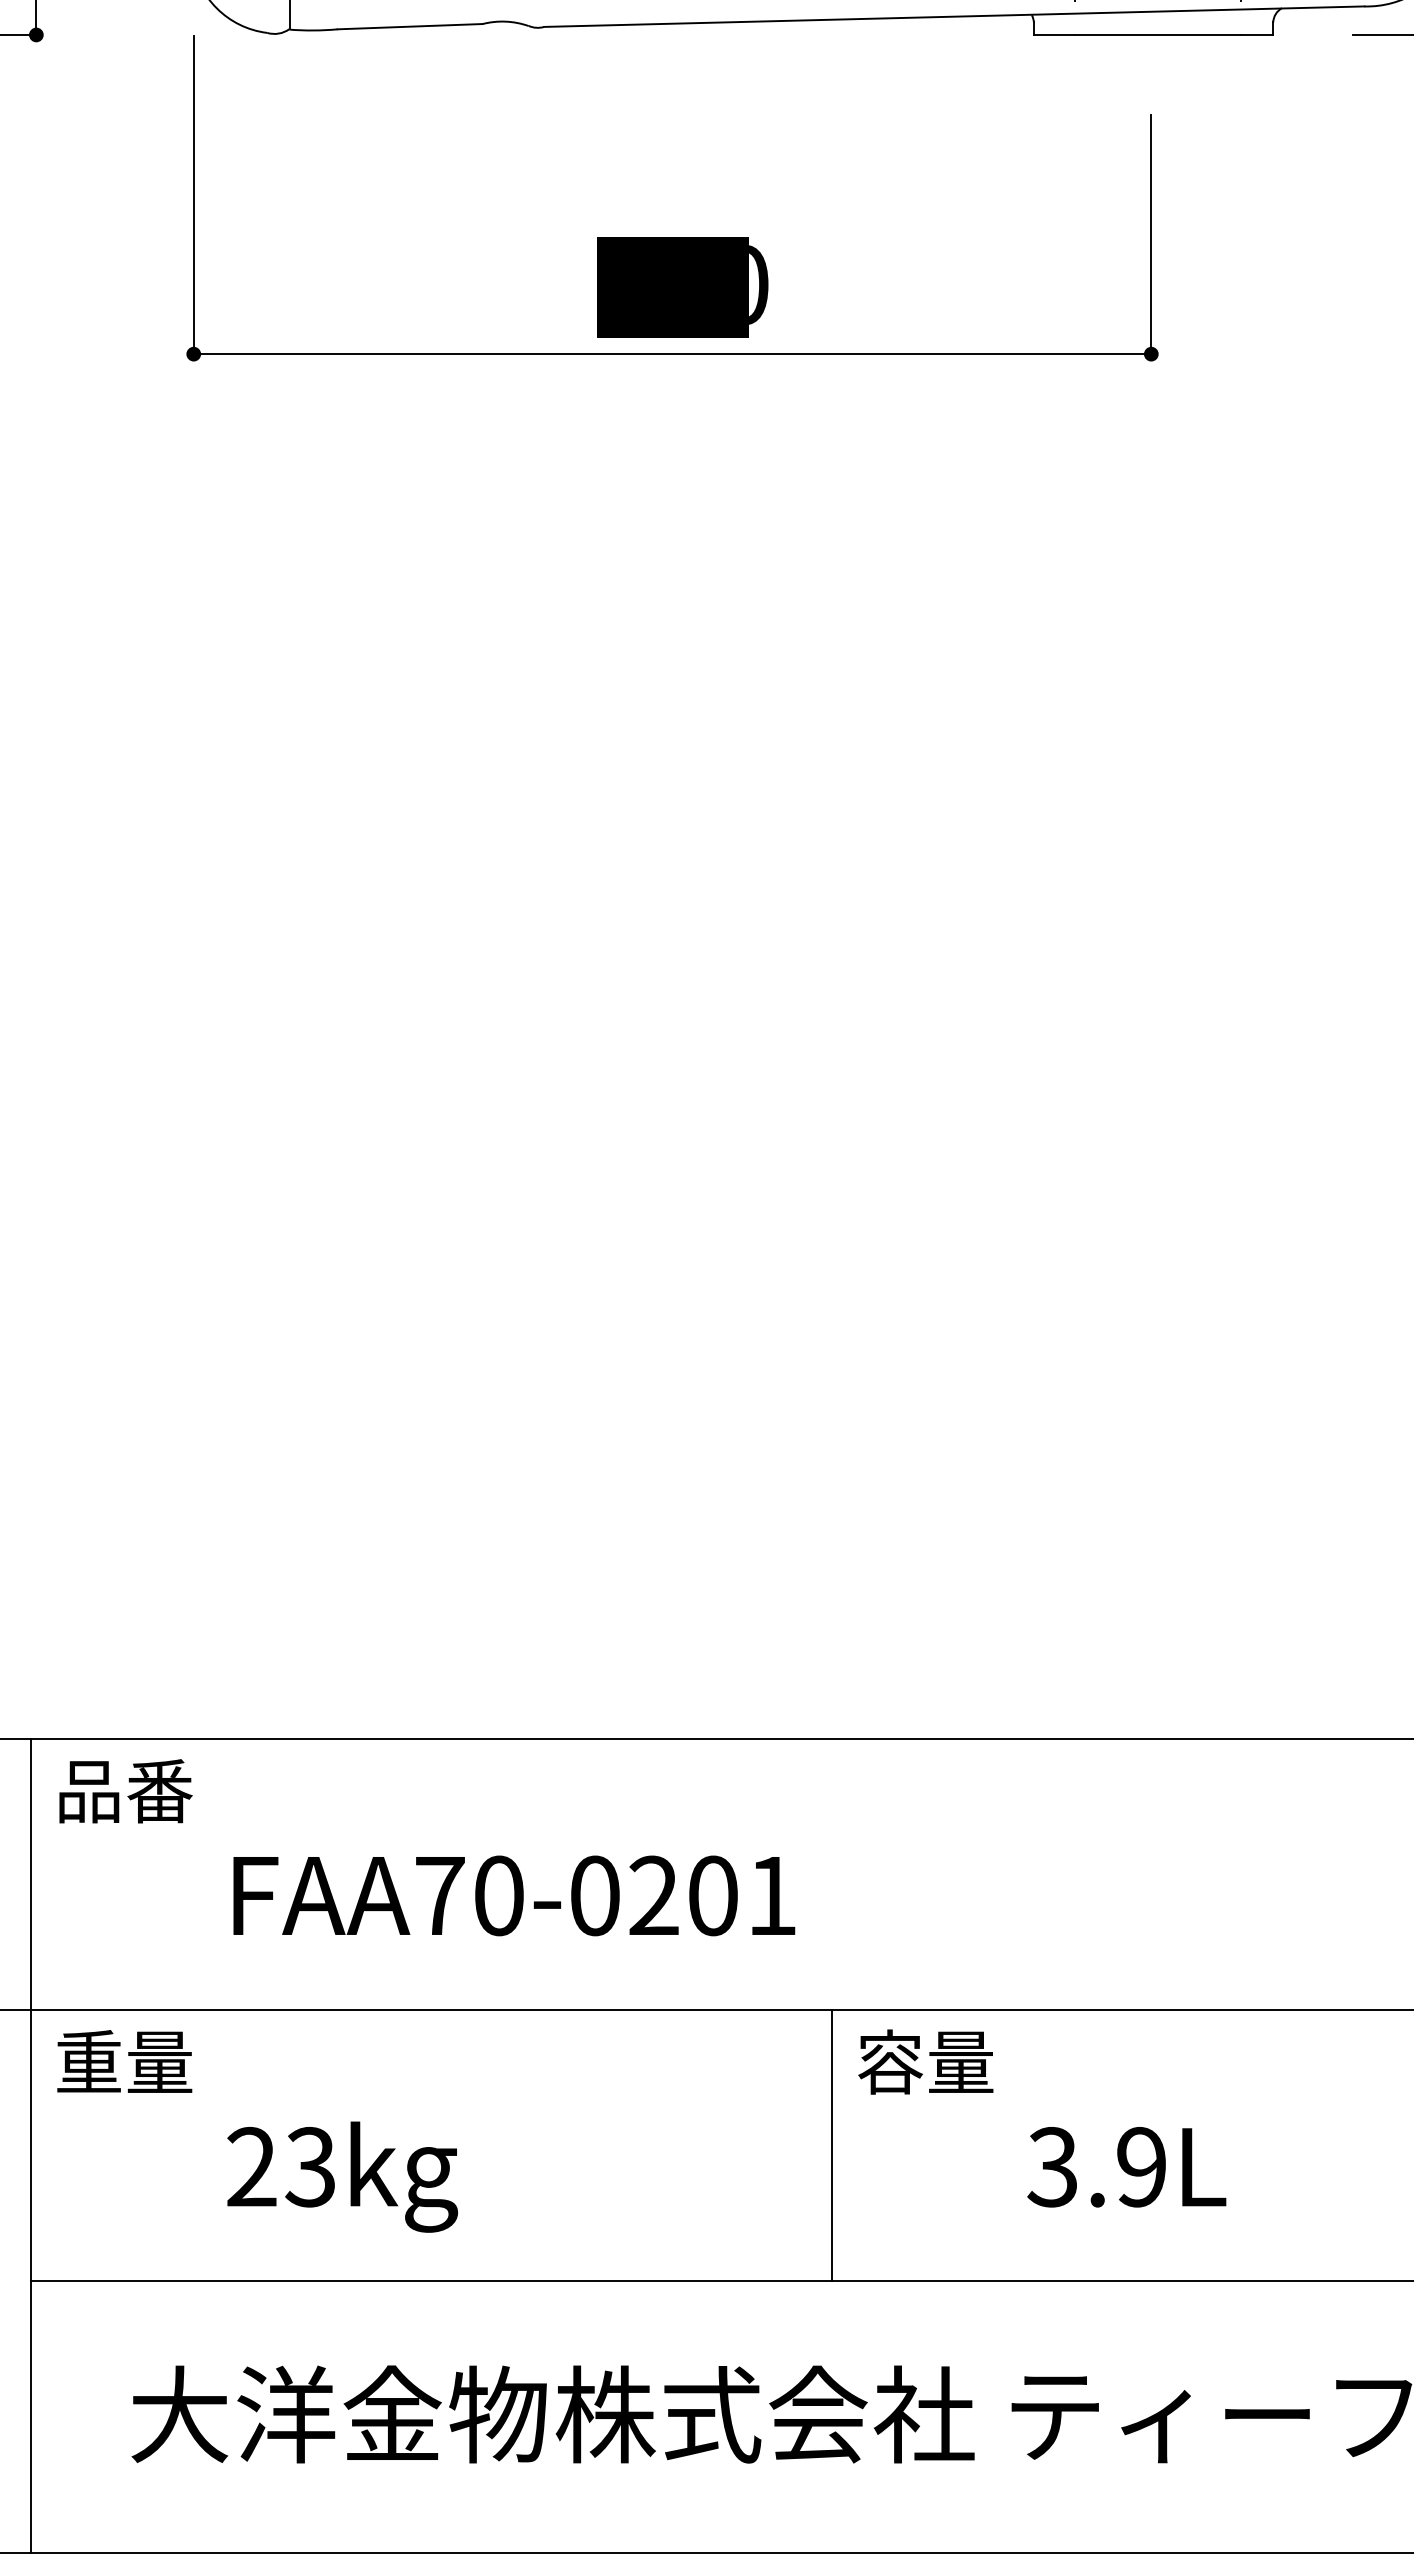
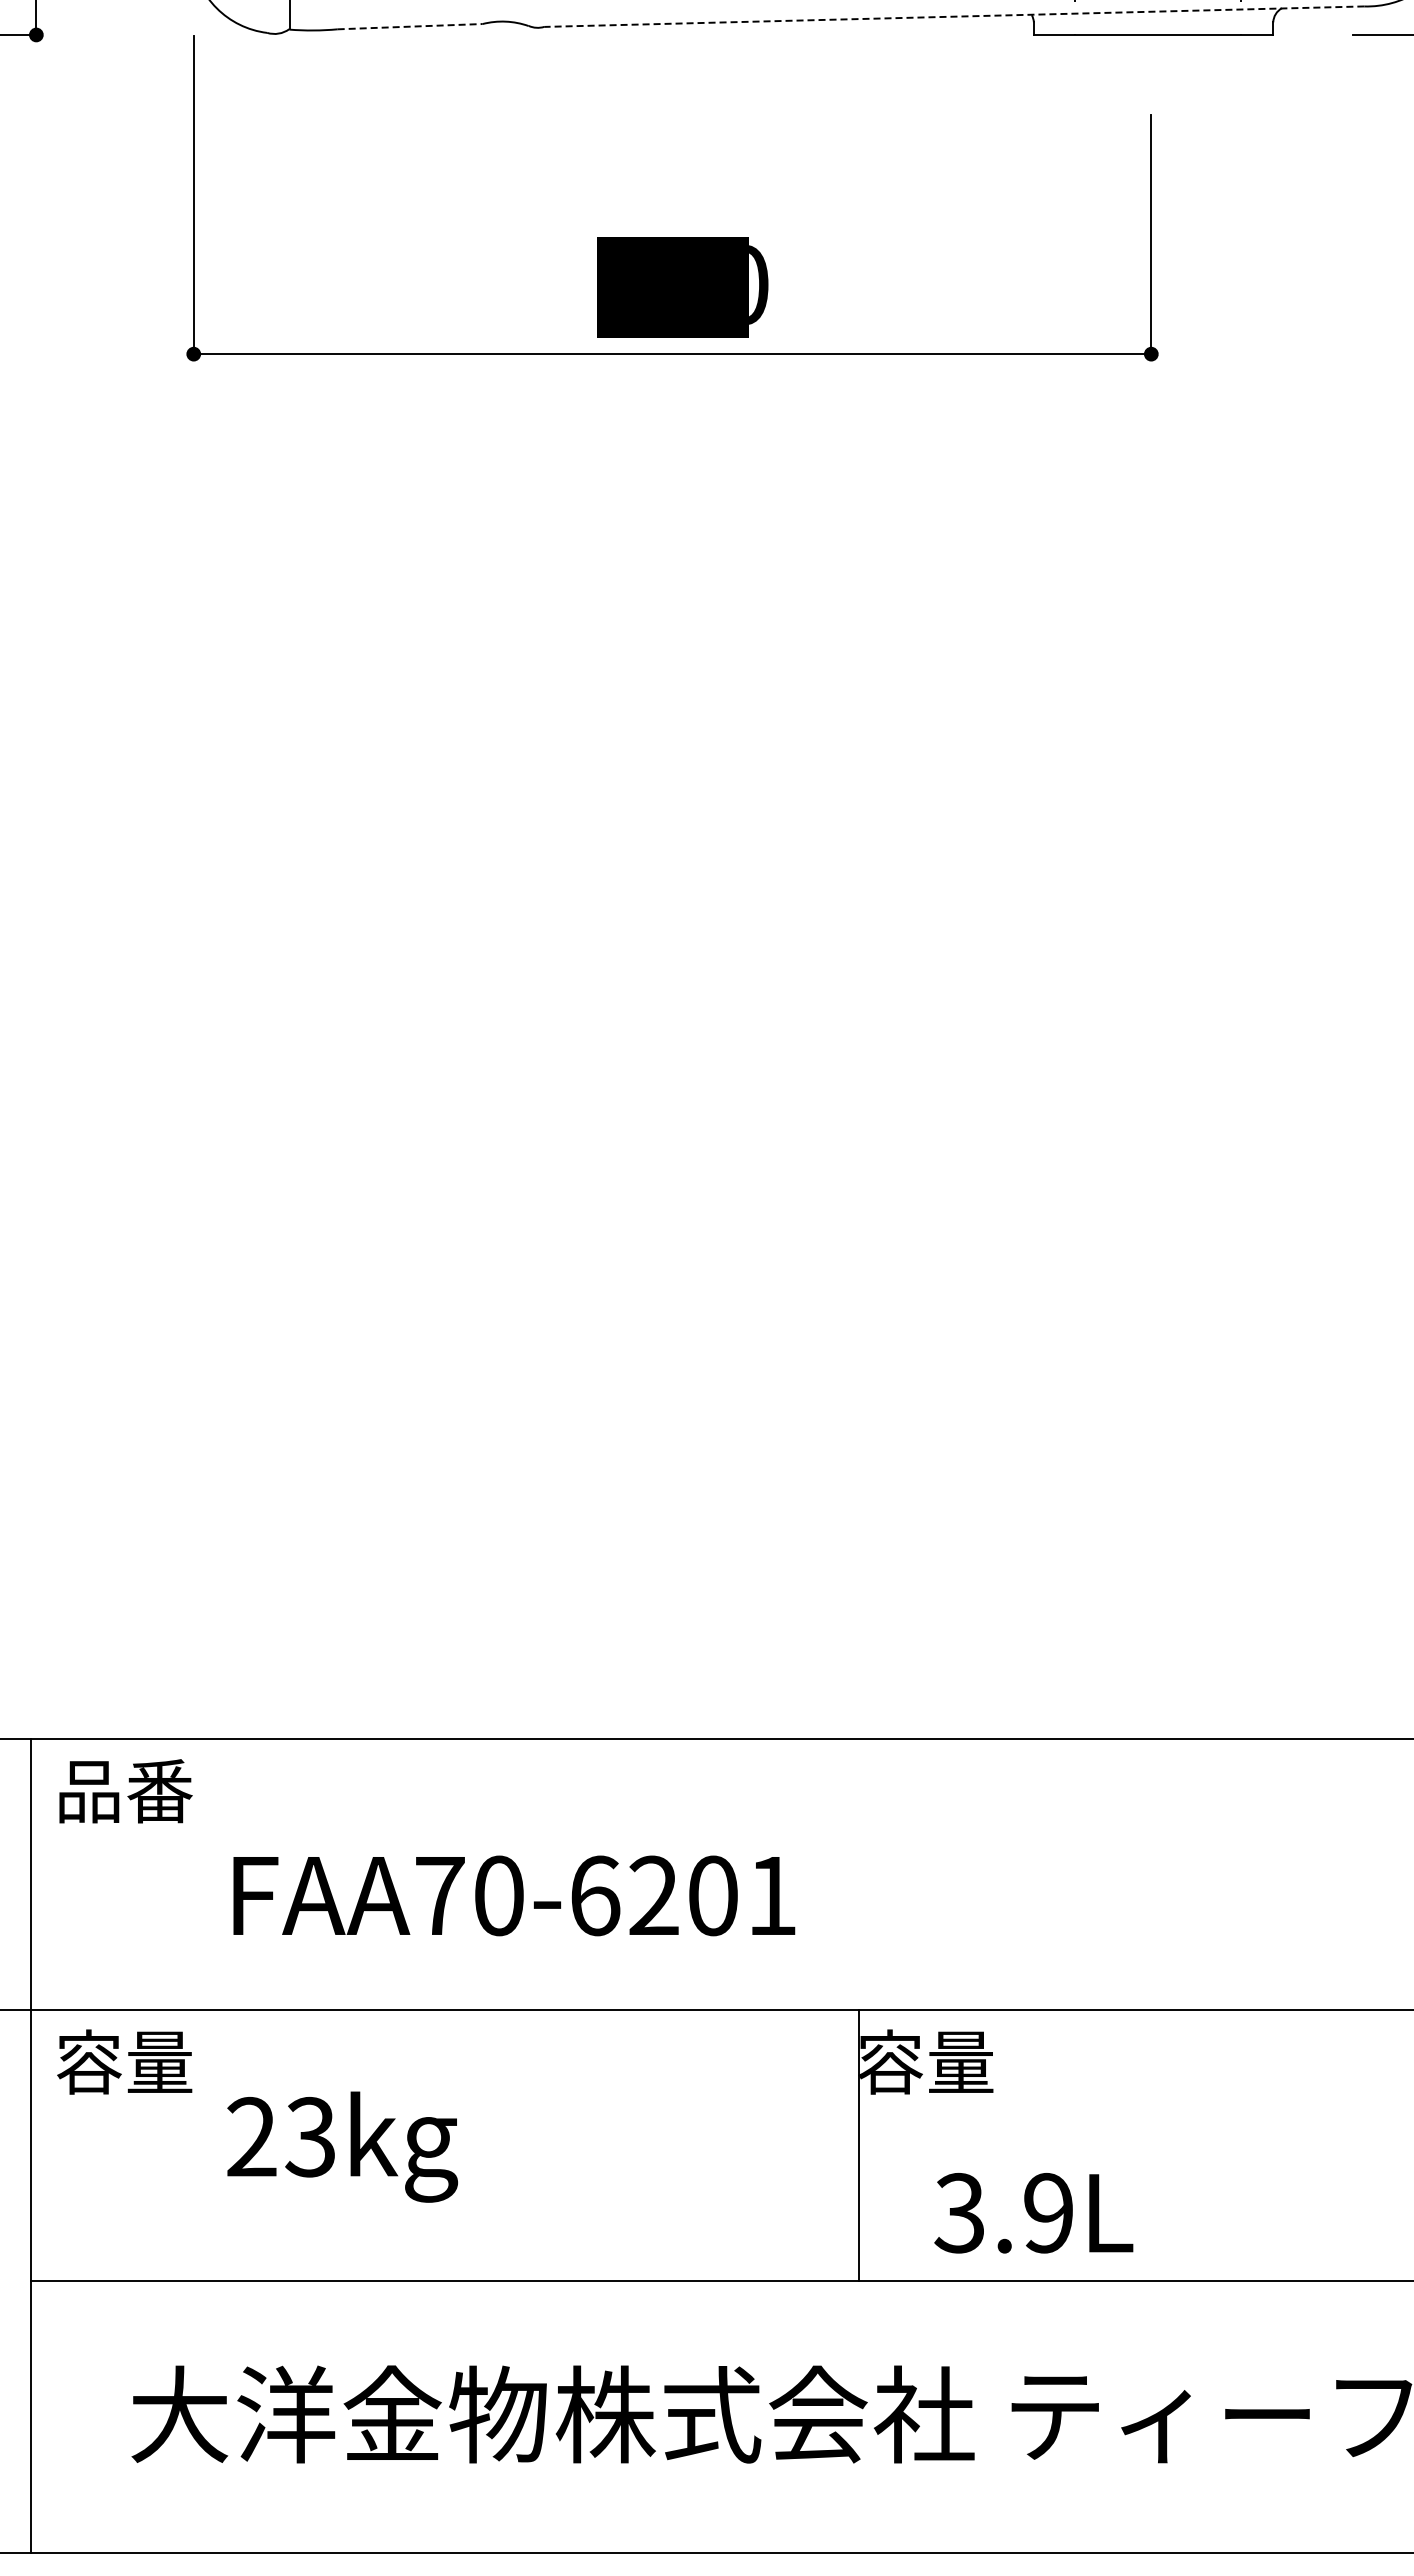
line: solid -> dashed (953, 16)
line: solid -> dashed (410, 26)
text: FAA70-0201 -> FAA70-6201 (595, 1895)
text: 重量 -> 容量 (89, 2061)
line position: (832, 2145) -> (859, 2145) (859, 2145)
text position: (1126, 2167) -> (1033, 2213) (1033, 2213)
text position: (342, 2176) -> (342, 2146) (342, 2146)
